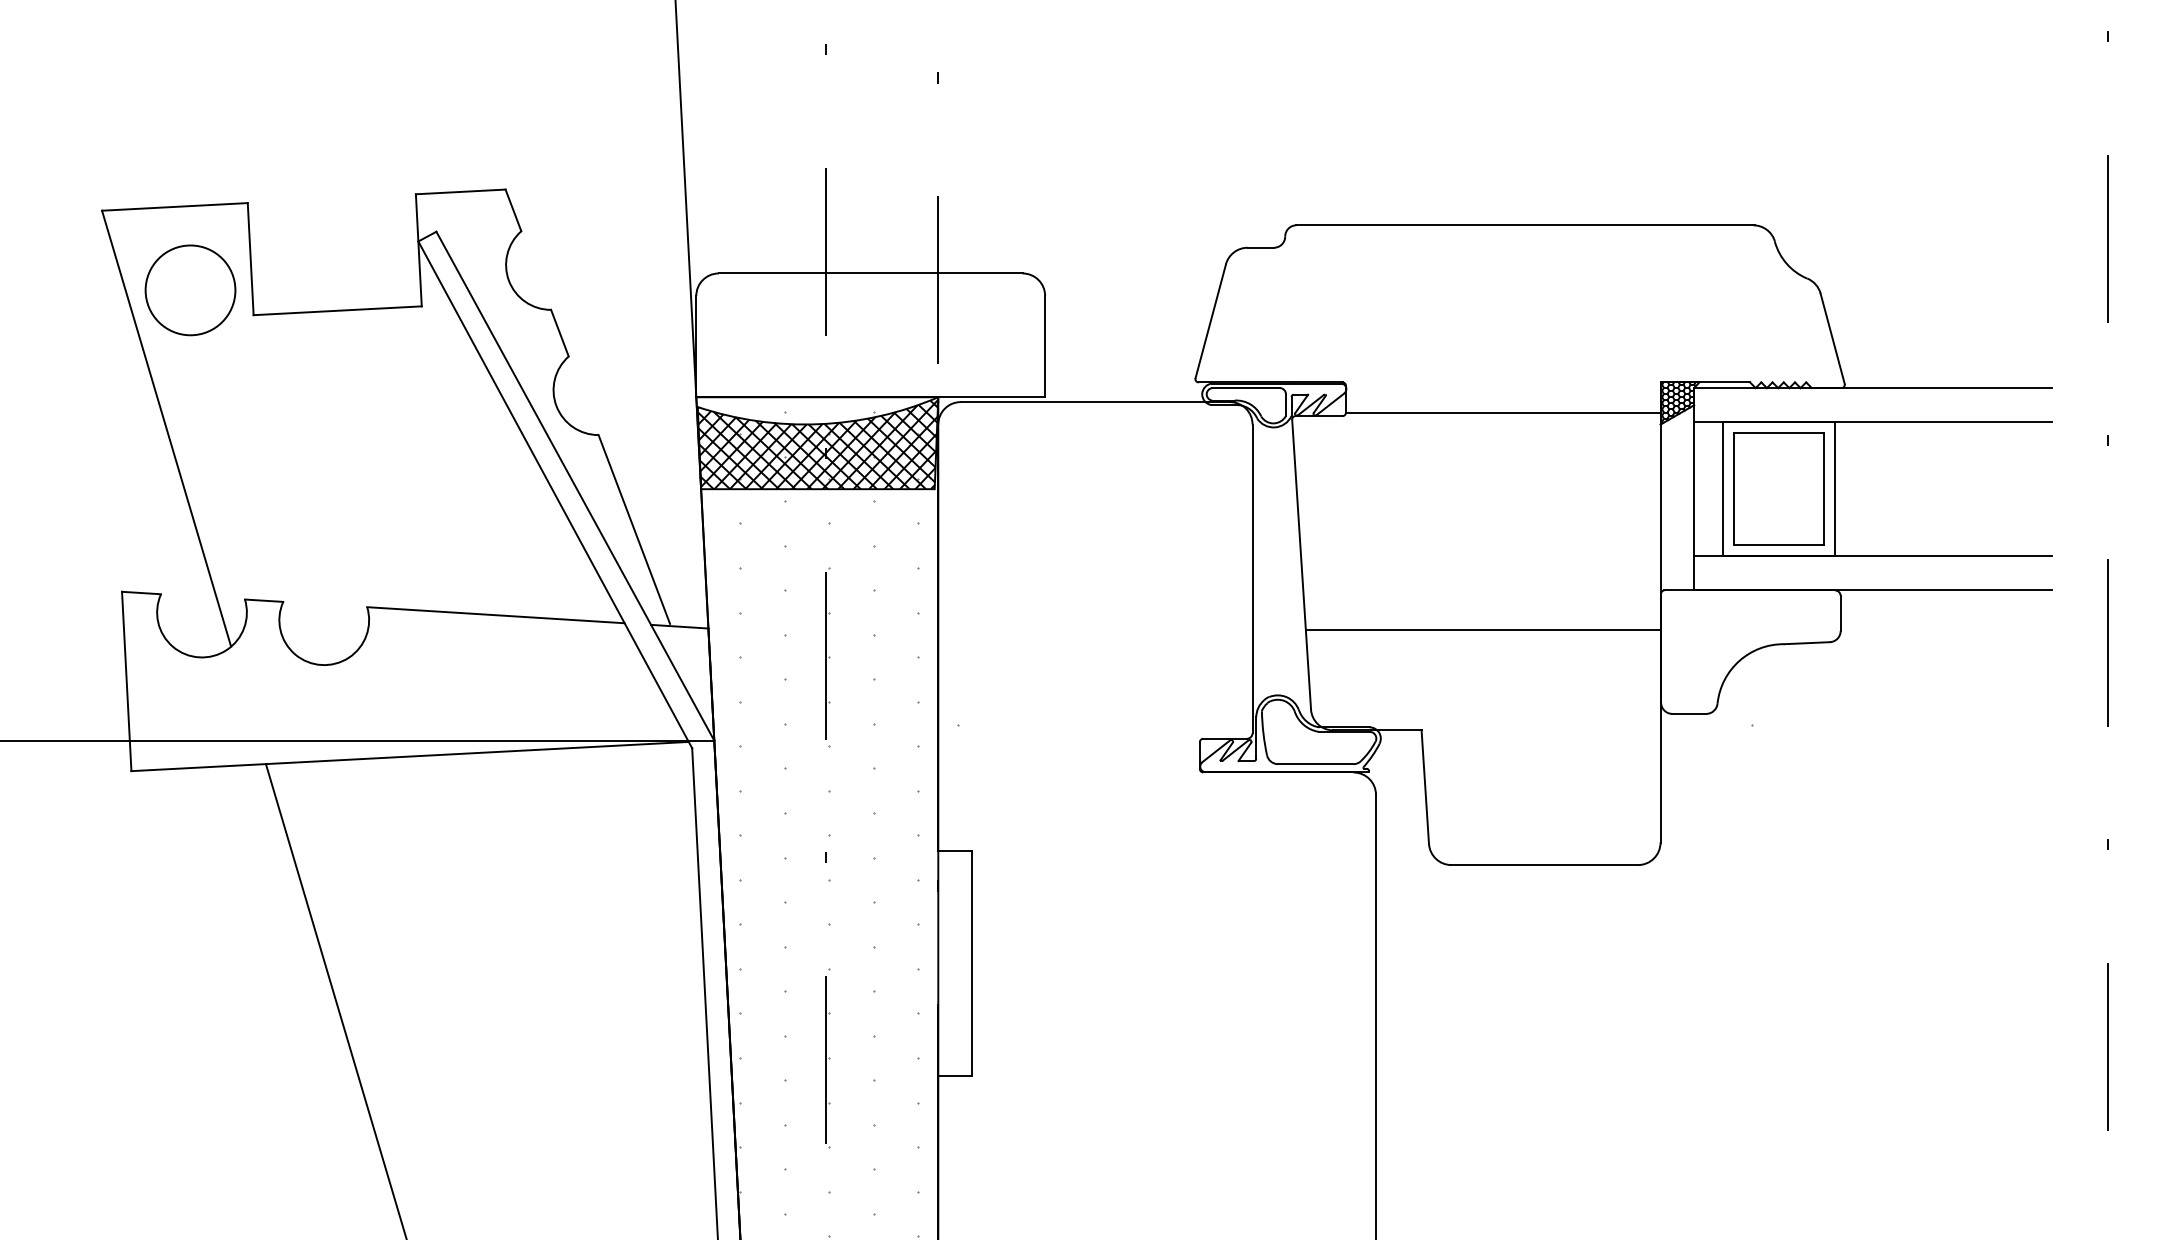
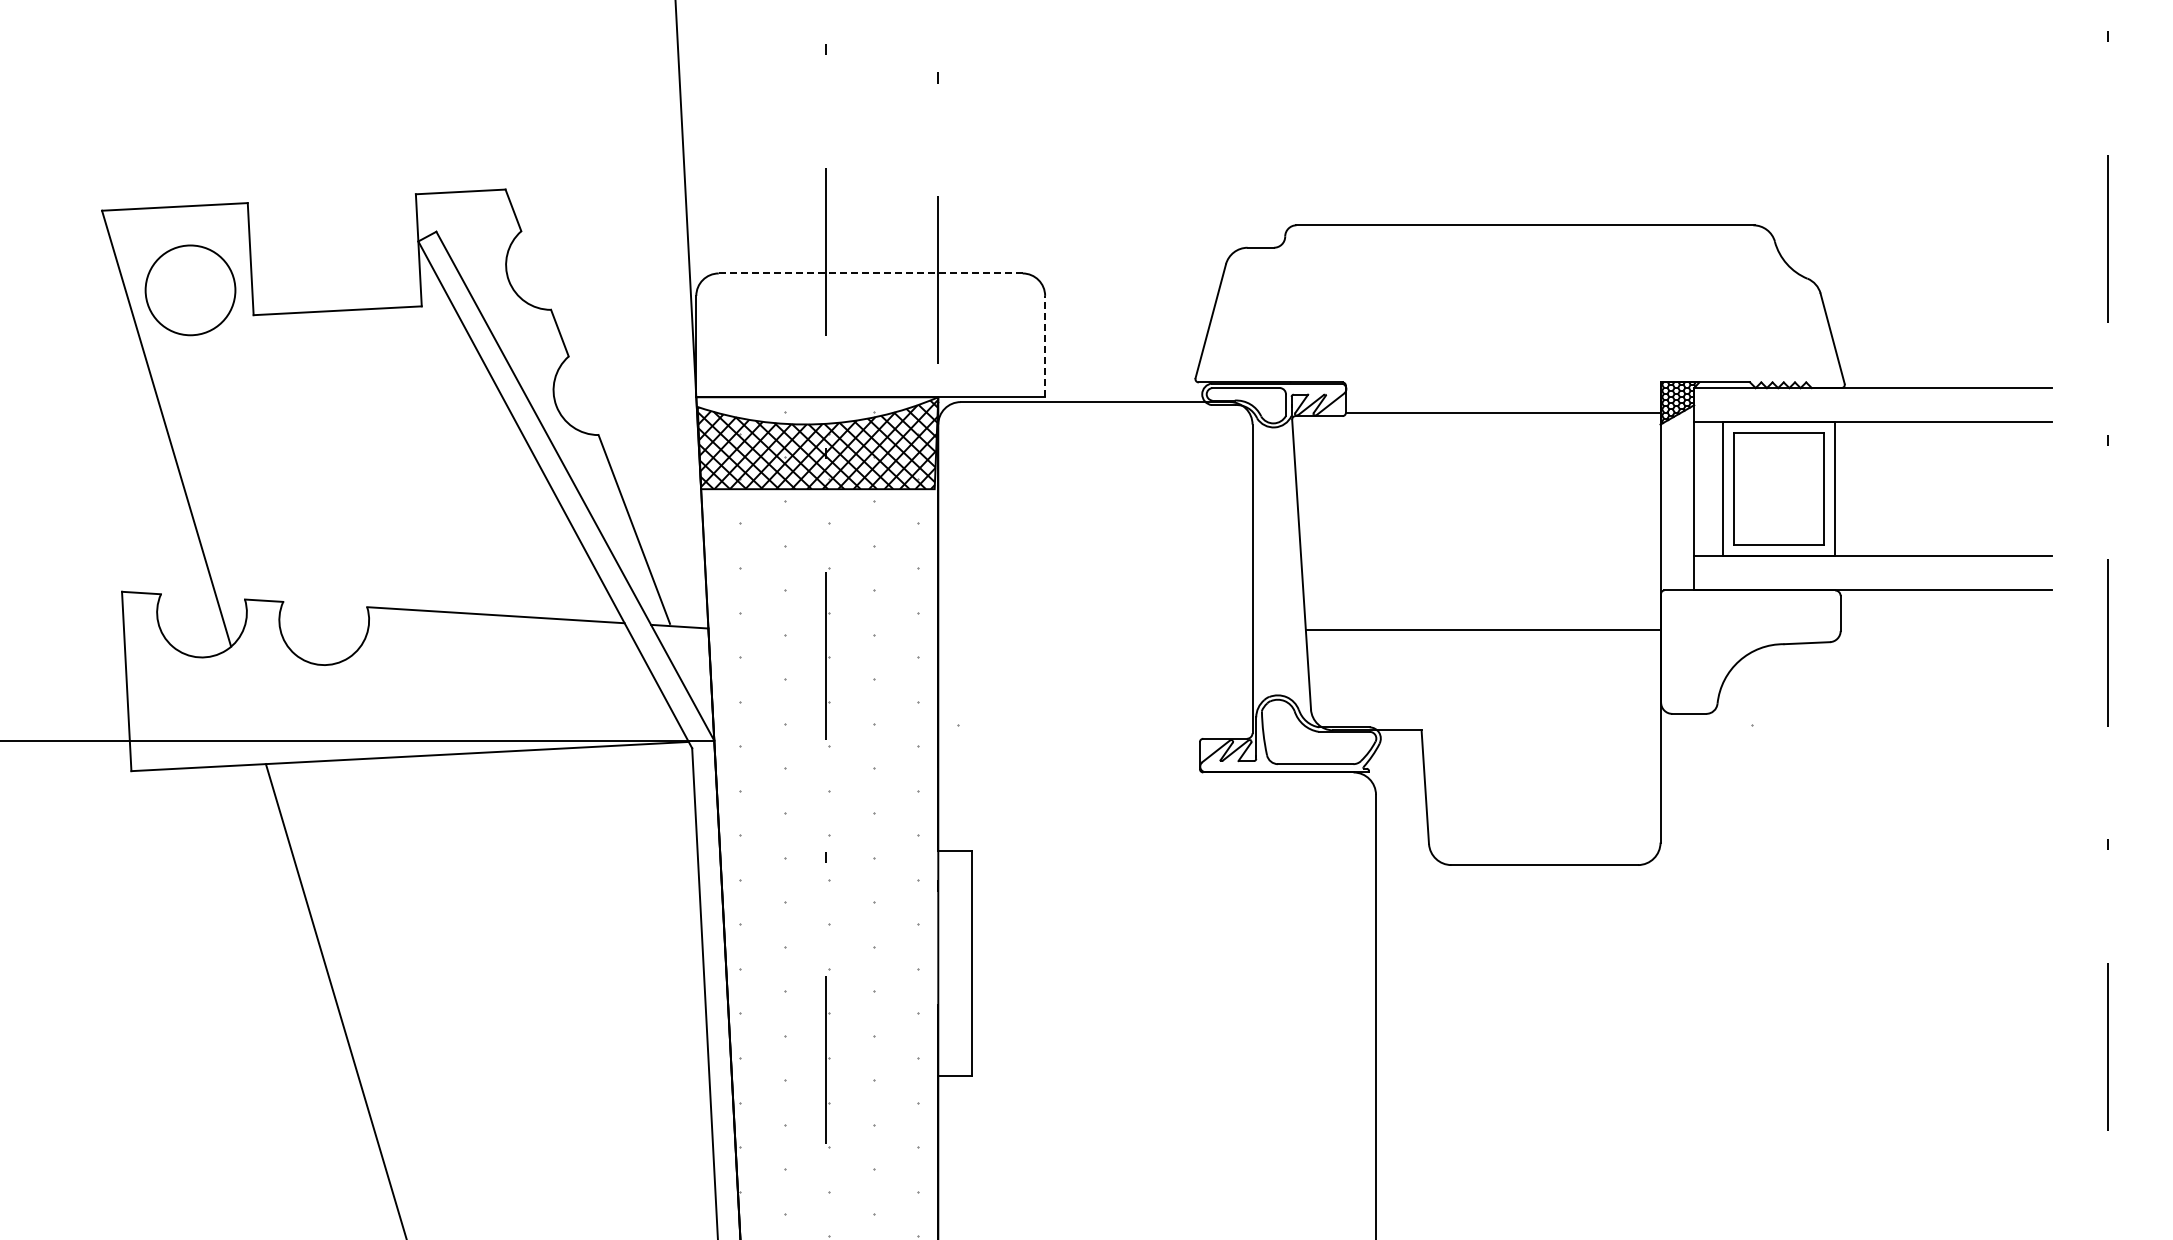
line: solid -> dashed (870, 273)
line: solid -> dashed (1045, 346)
